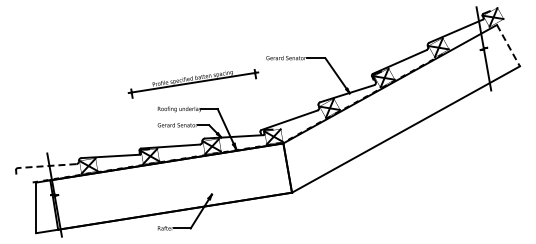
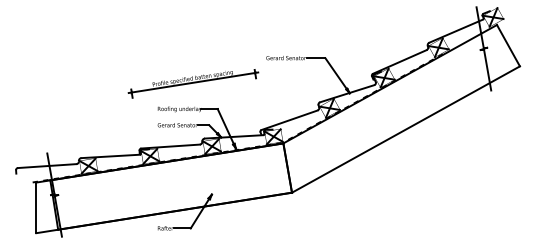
line: dashed -> solid (508, 45)
line: dashed -> solid (46, 166)
